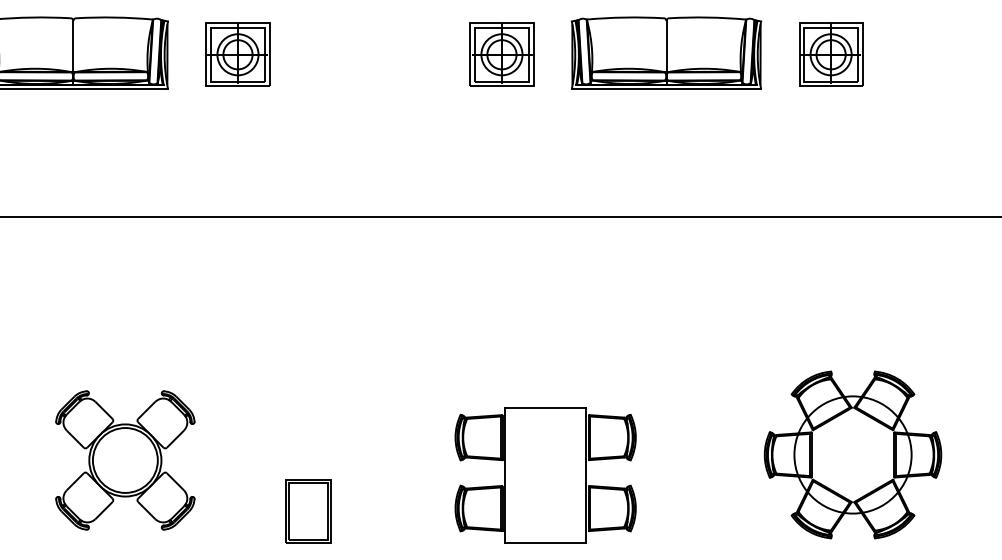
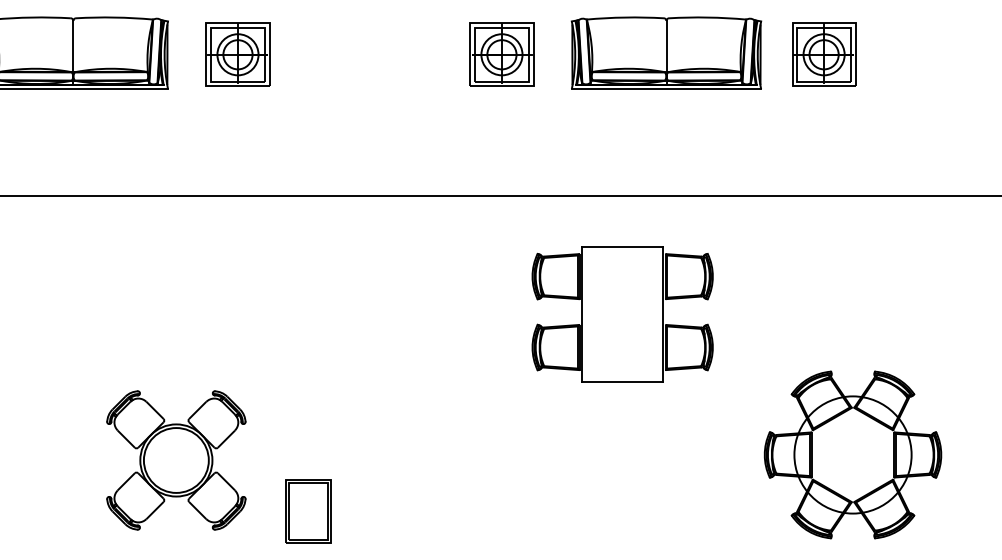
part position: (831, 54) -> (824, 54) (824, 54)
line position: (500, 217) -> (500, 196) (500, 196)
part position: (125, 460) -> (176, 460) (176, 460)
part position: (545, 475) -> (622, 314) (622, 314)
